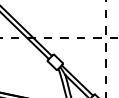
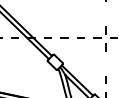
line: present -> none (105, 13)
line: present -> none (105, 63)
